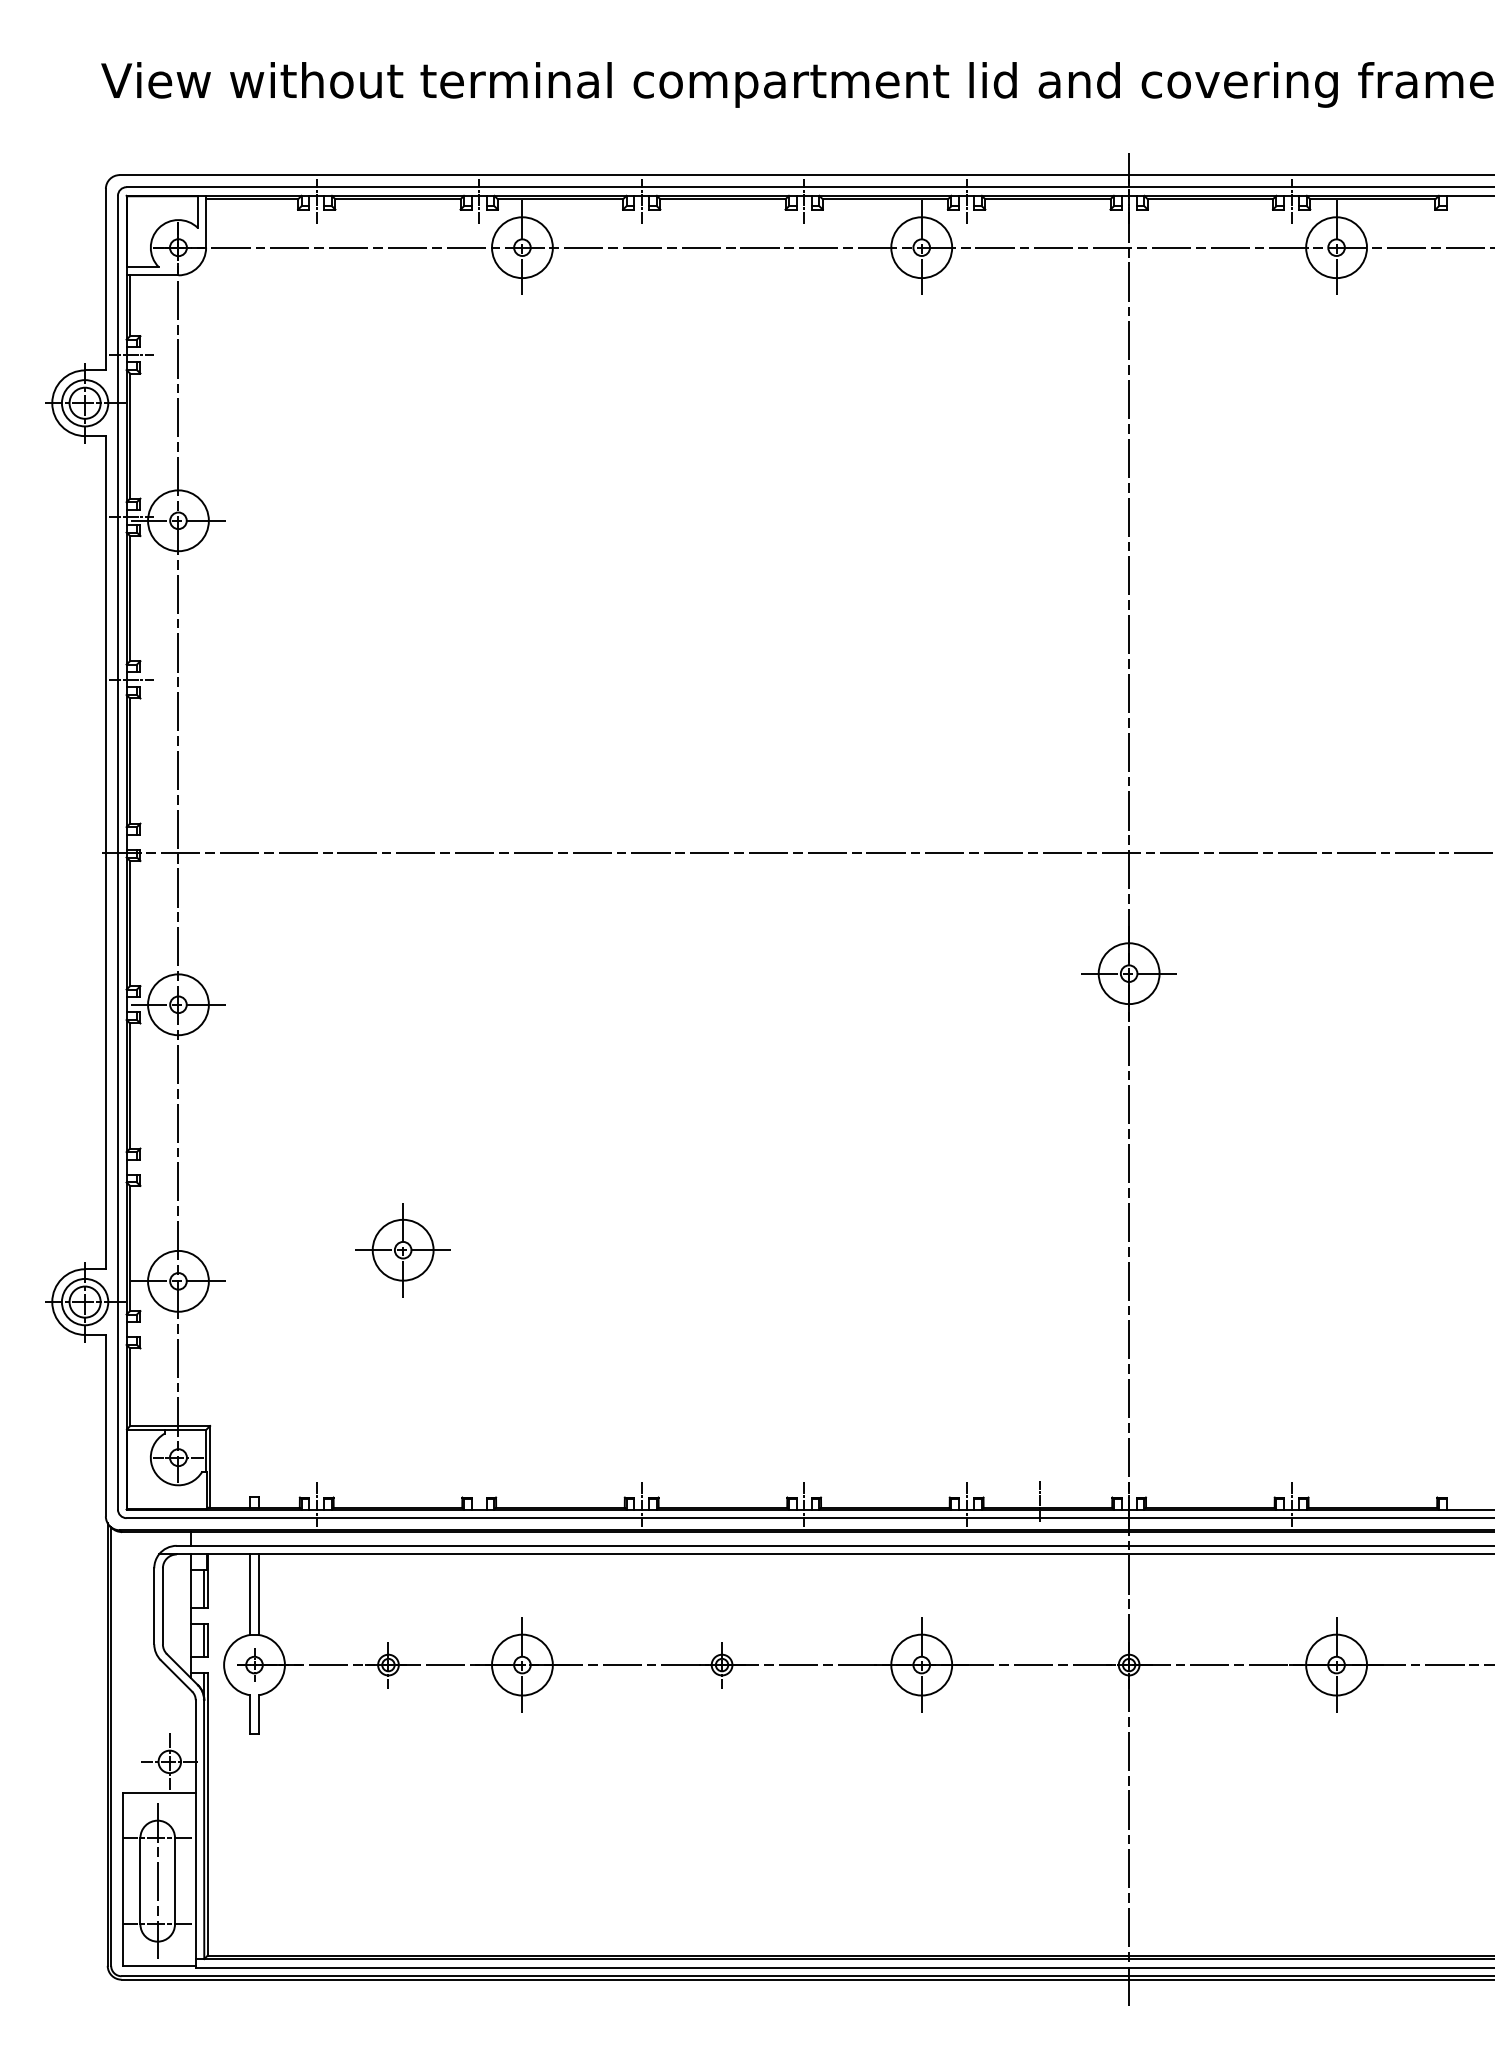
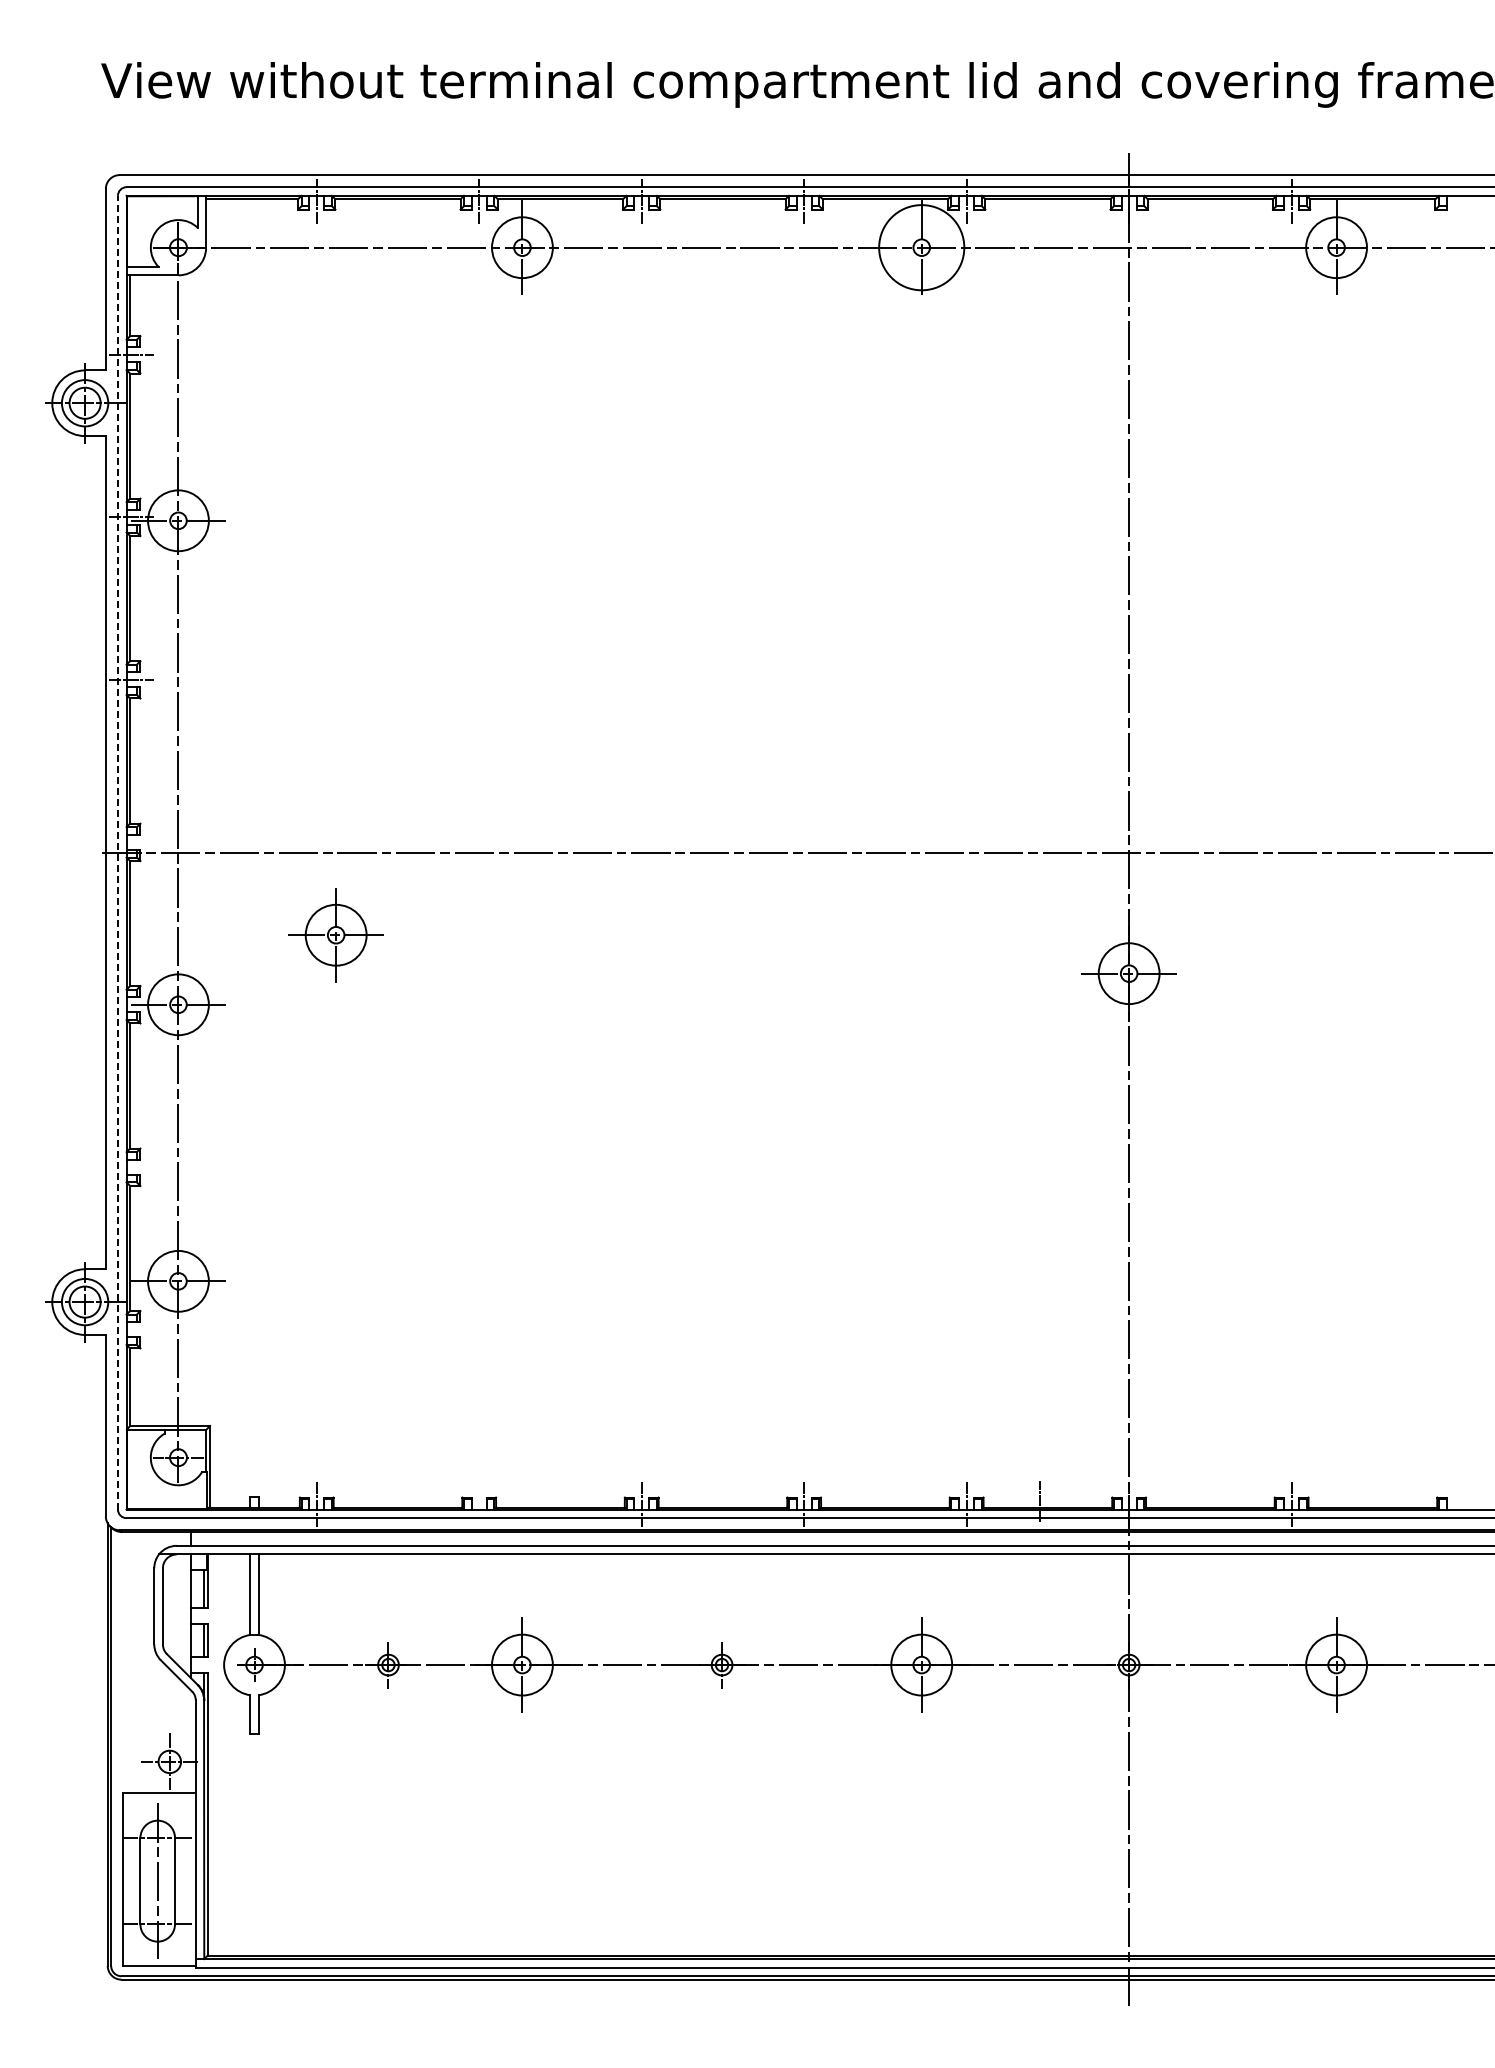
circle diameter: 61 px -> 85 px (921, 247)
line: solid -> dashed (117, 852)
part position: (402, 1250) -> (335, 935) (335, 935)
